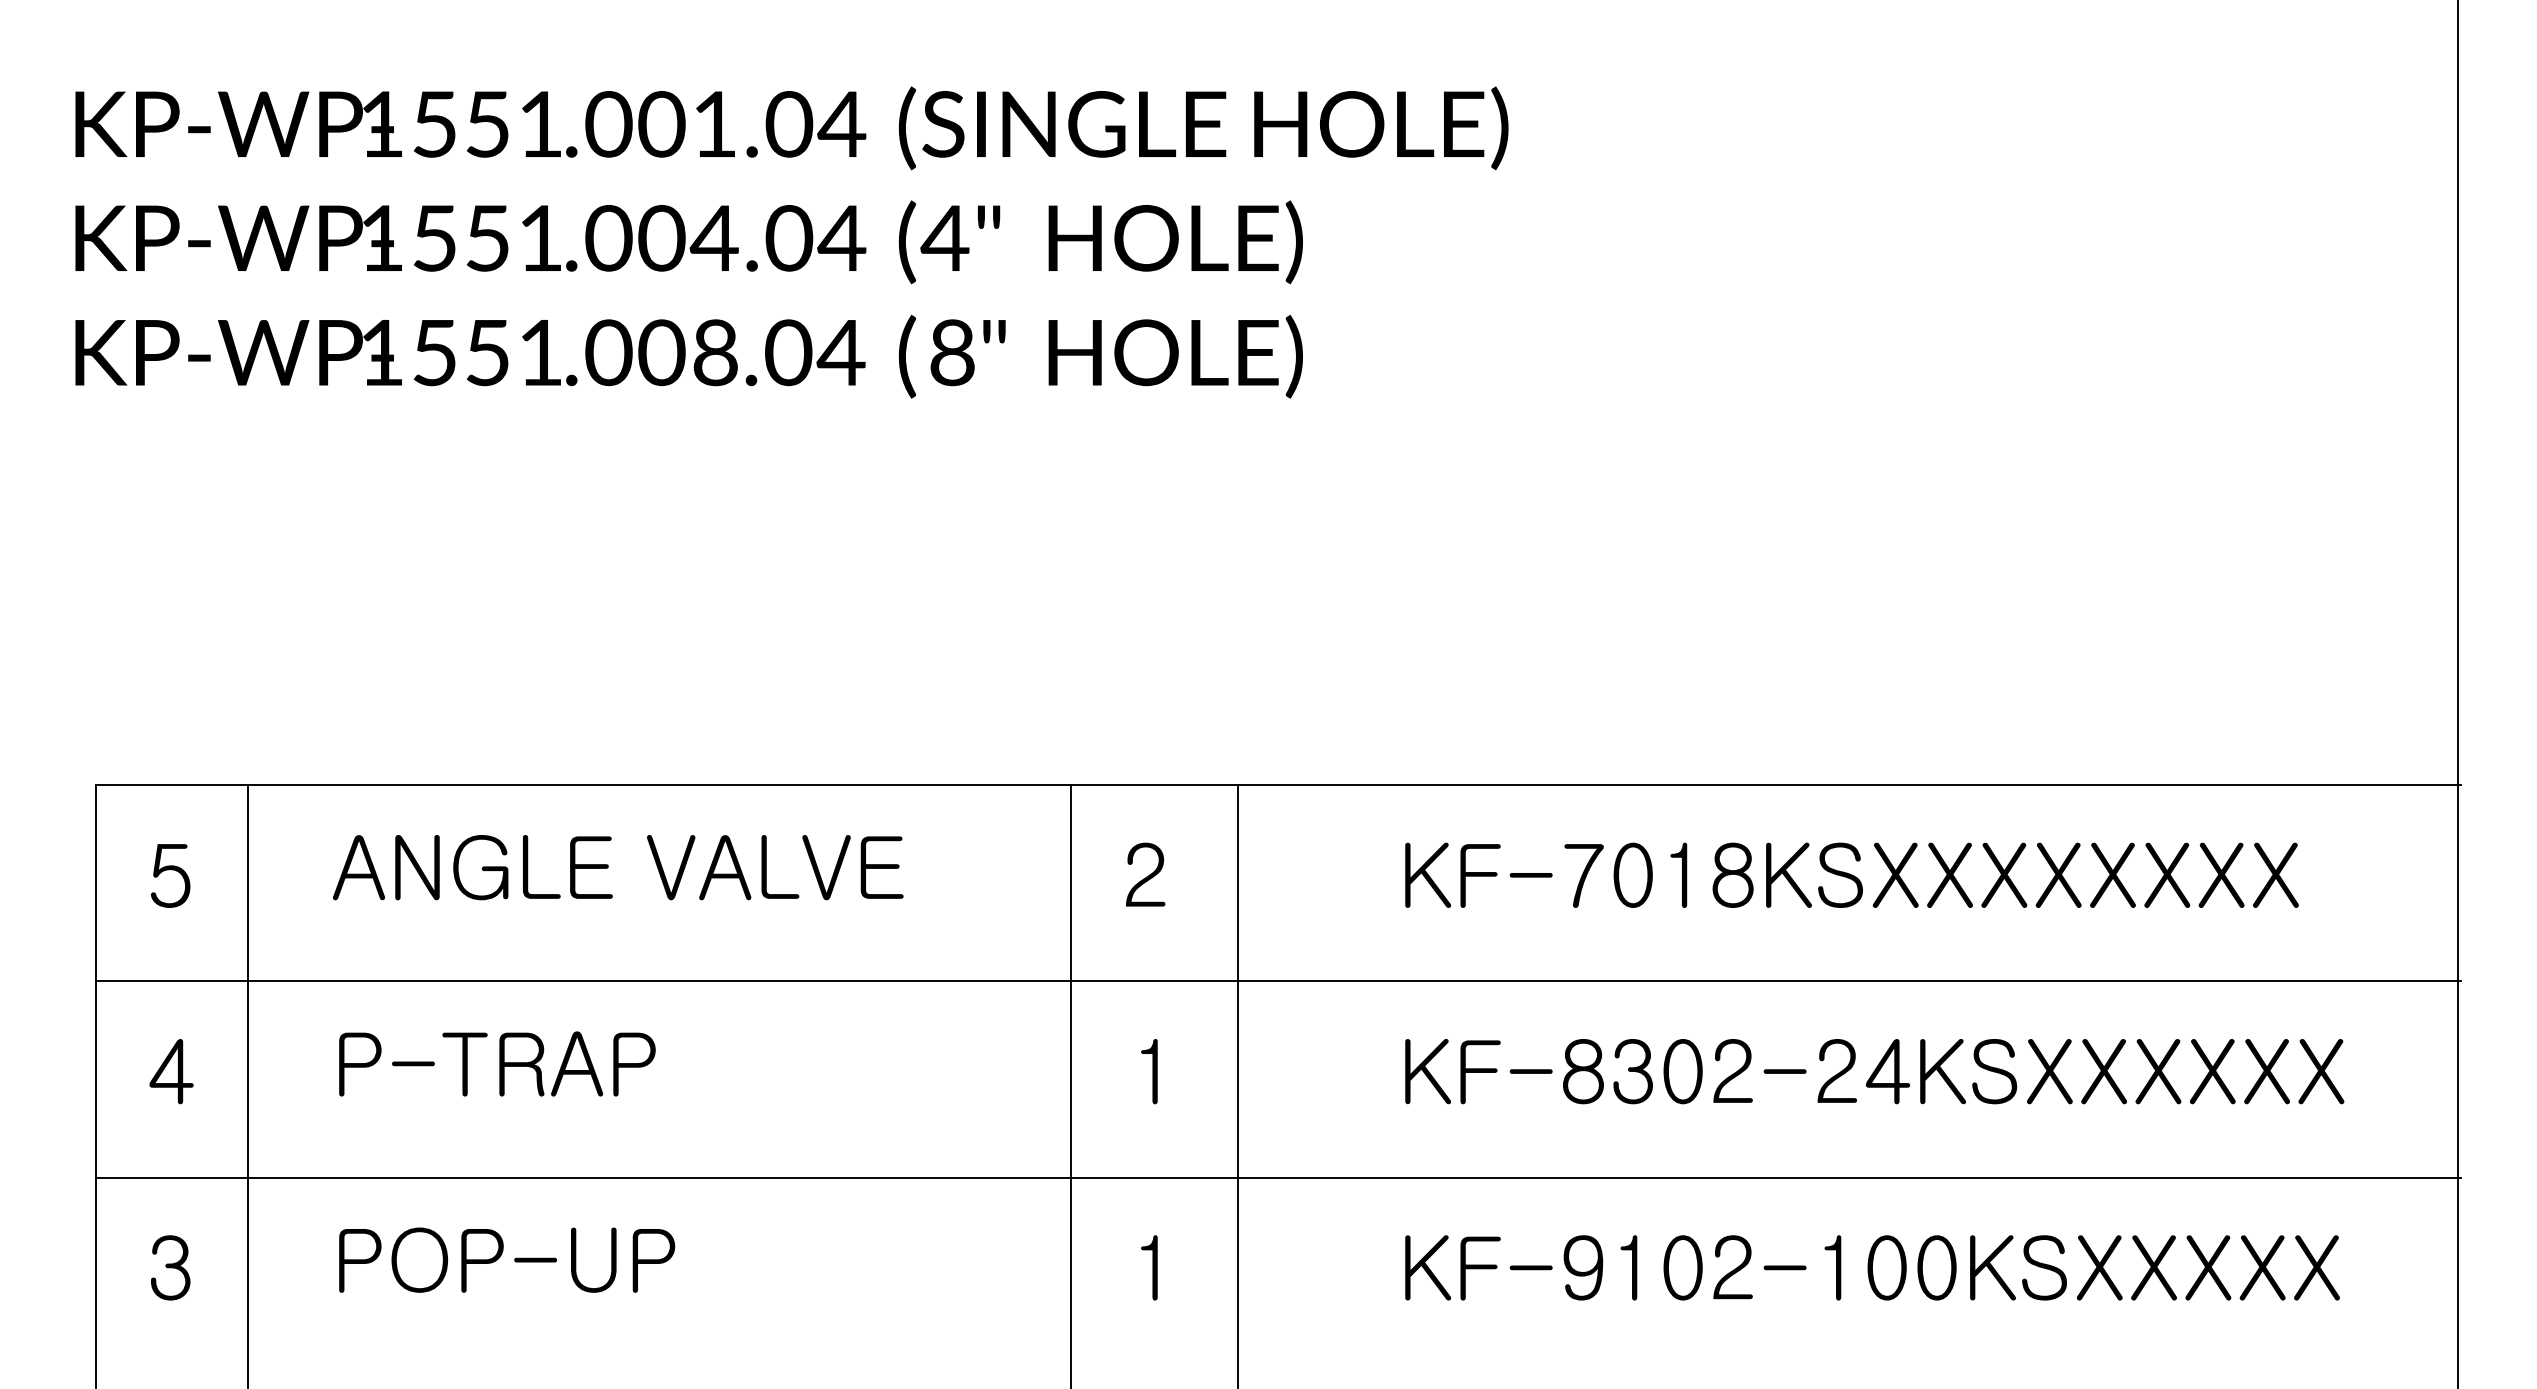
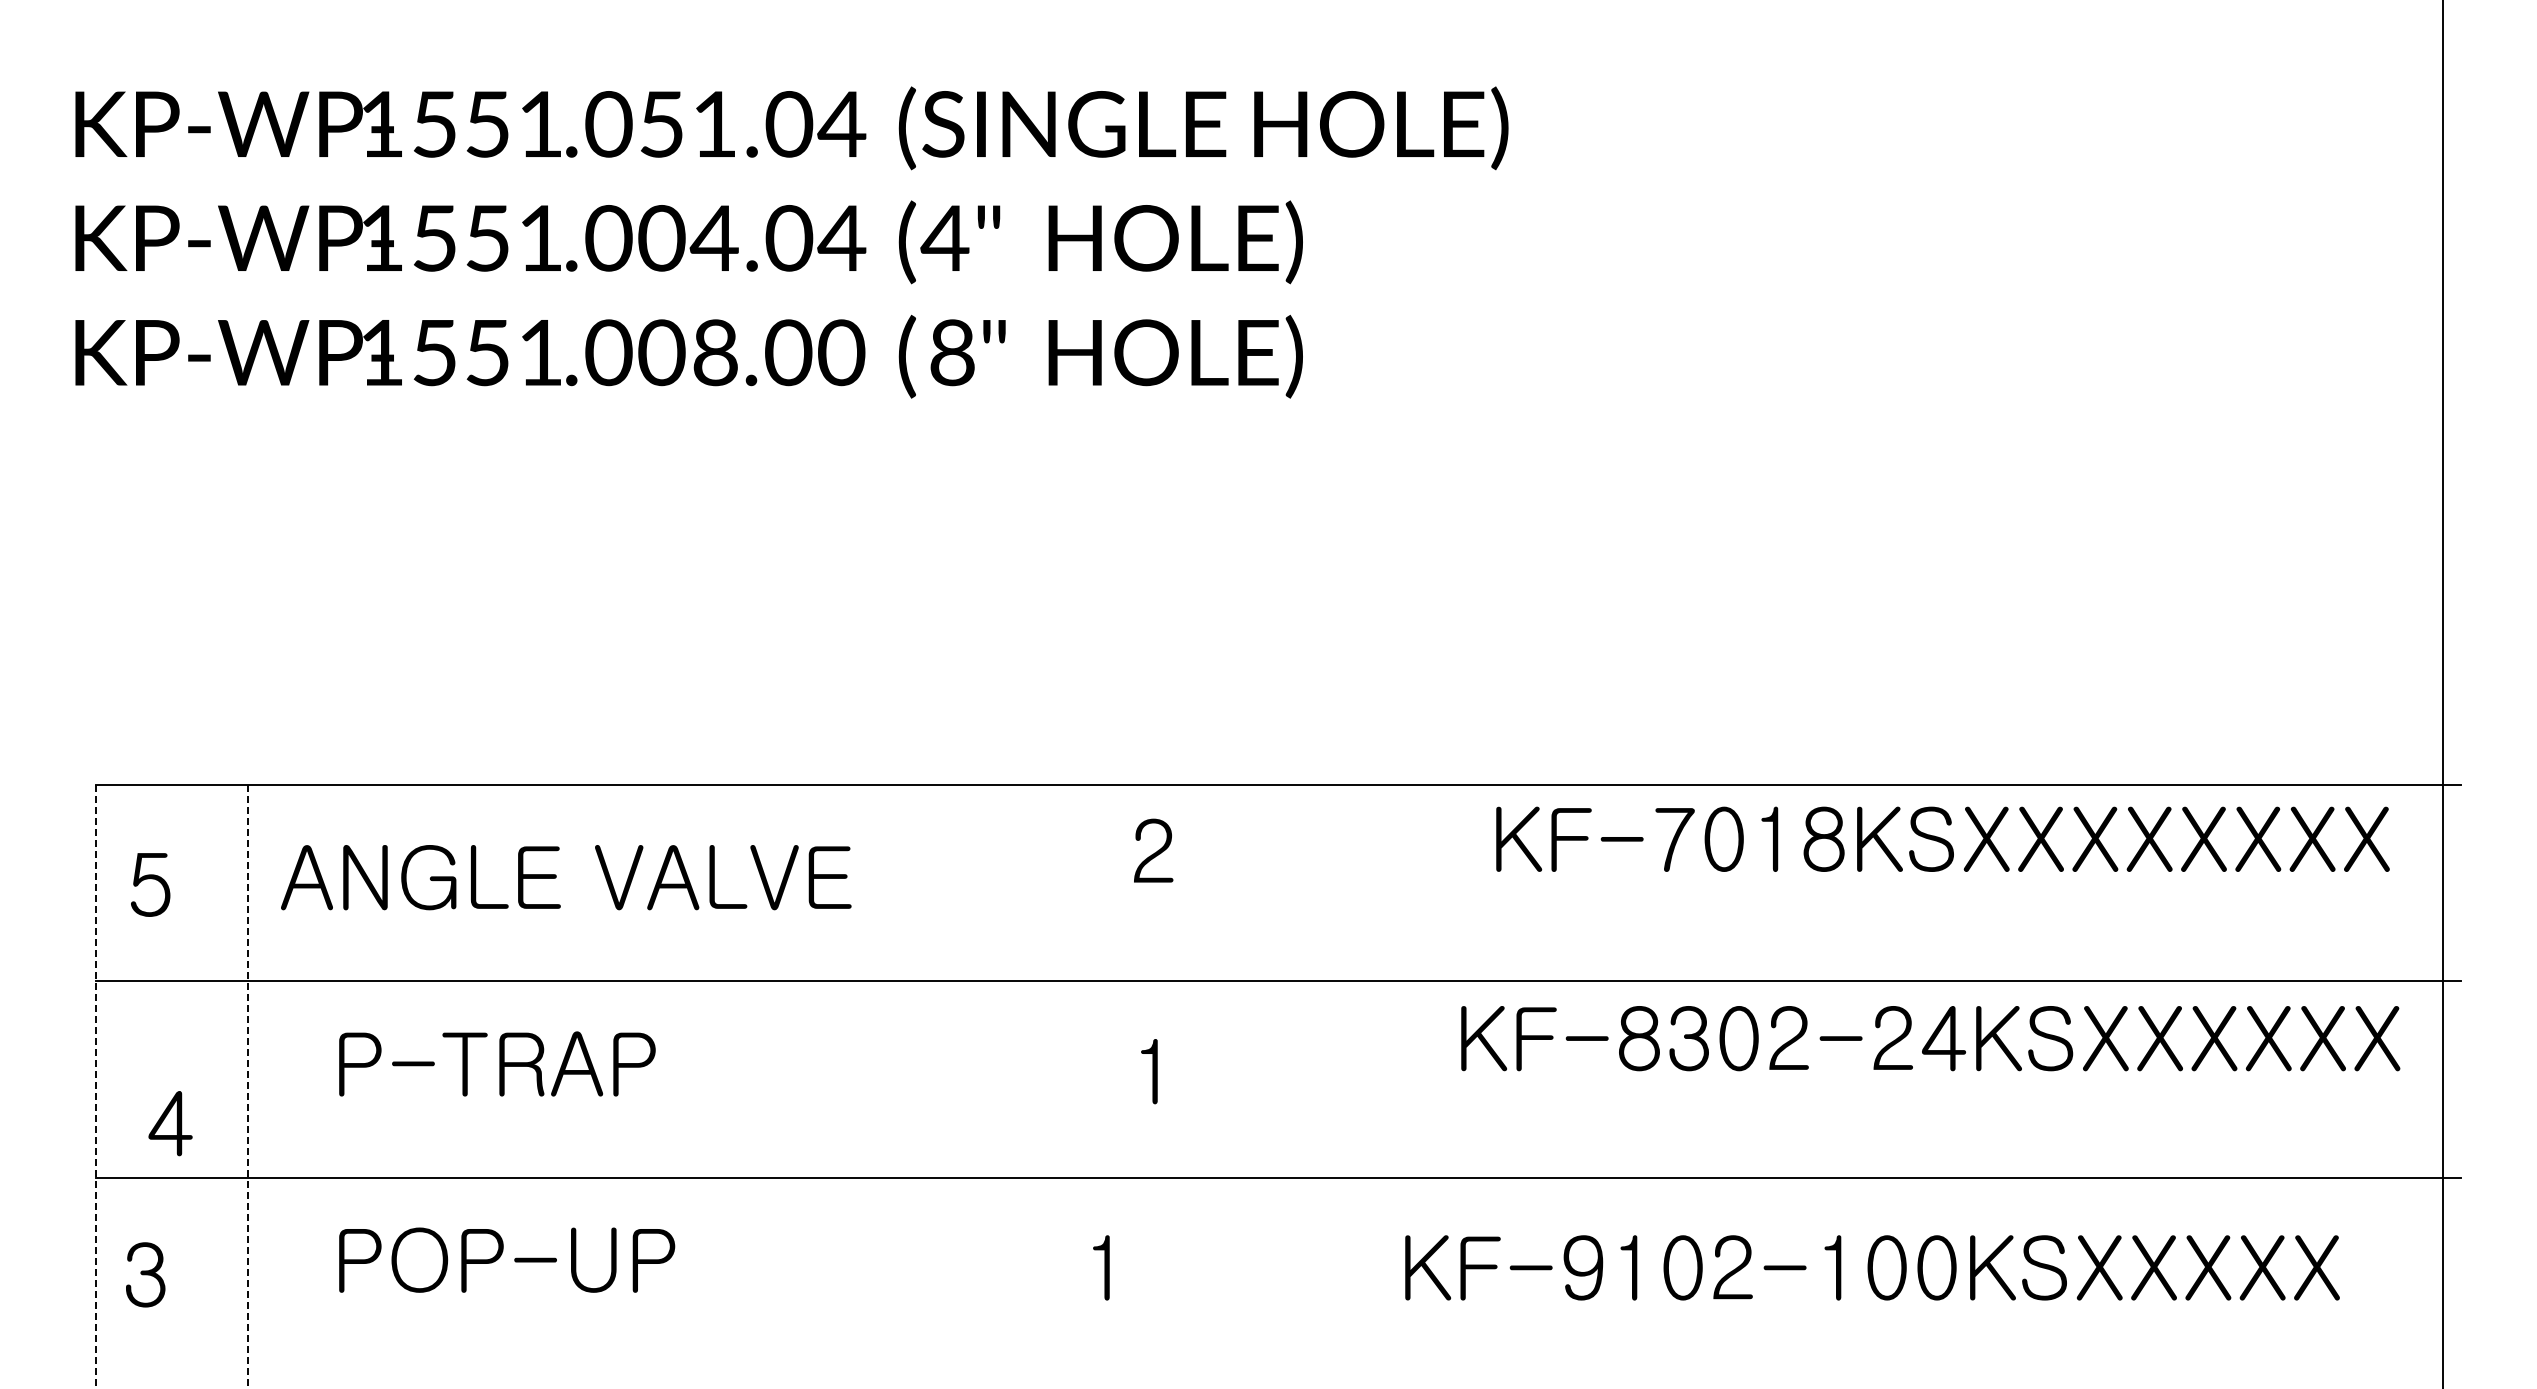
text: .001.04 -> .051.04 (661, 124)
text: .04 -> .00 (840, 352)
line position: (2457, 693) -> (2442, 693) (2442, 693)
text position: (618, 867) -> (566, 877) (566, 877)
text position: (1145, 874) -> (1153, 850) (1153, 850)
text position: (1851, 874) -> (1942, 838) (1942, 838)
text position: (170, 875) -> (150, 884) (150, 884)
text position: (171, 1071) -> (170, 1123) (170, 1123)
text position: (1874, 1071) -> (1930, 1038) (1930, 1038)
line: present -> none (1070, 1085)
line: present -> none (1237, 1085)
line: solid -> dashed (95, 1087)
line: solid -> dashed (248, 1087)
text position: (170, 1267) -> (145, 1274) (145, 1274)
text position: (1149, 1267) -> (1101, 1267) (1101, 1267)
